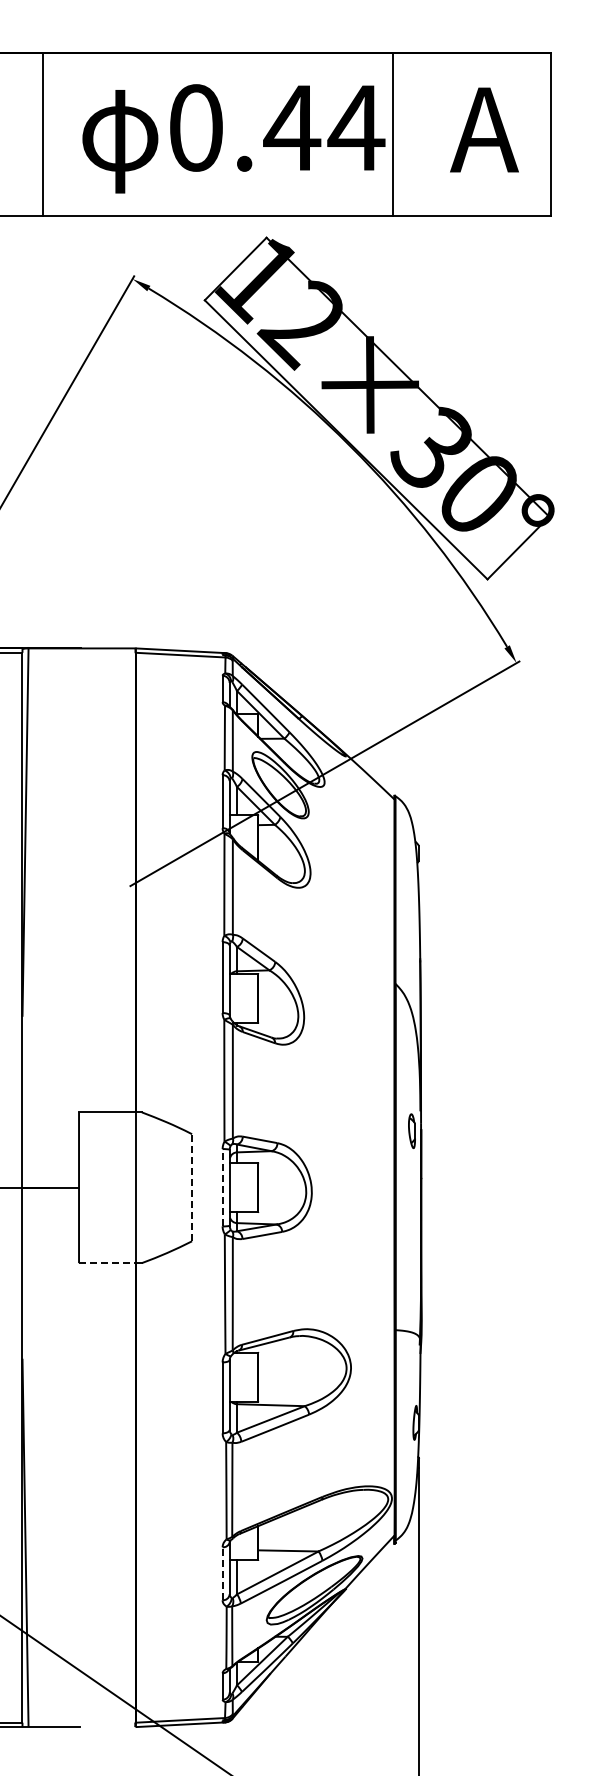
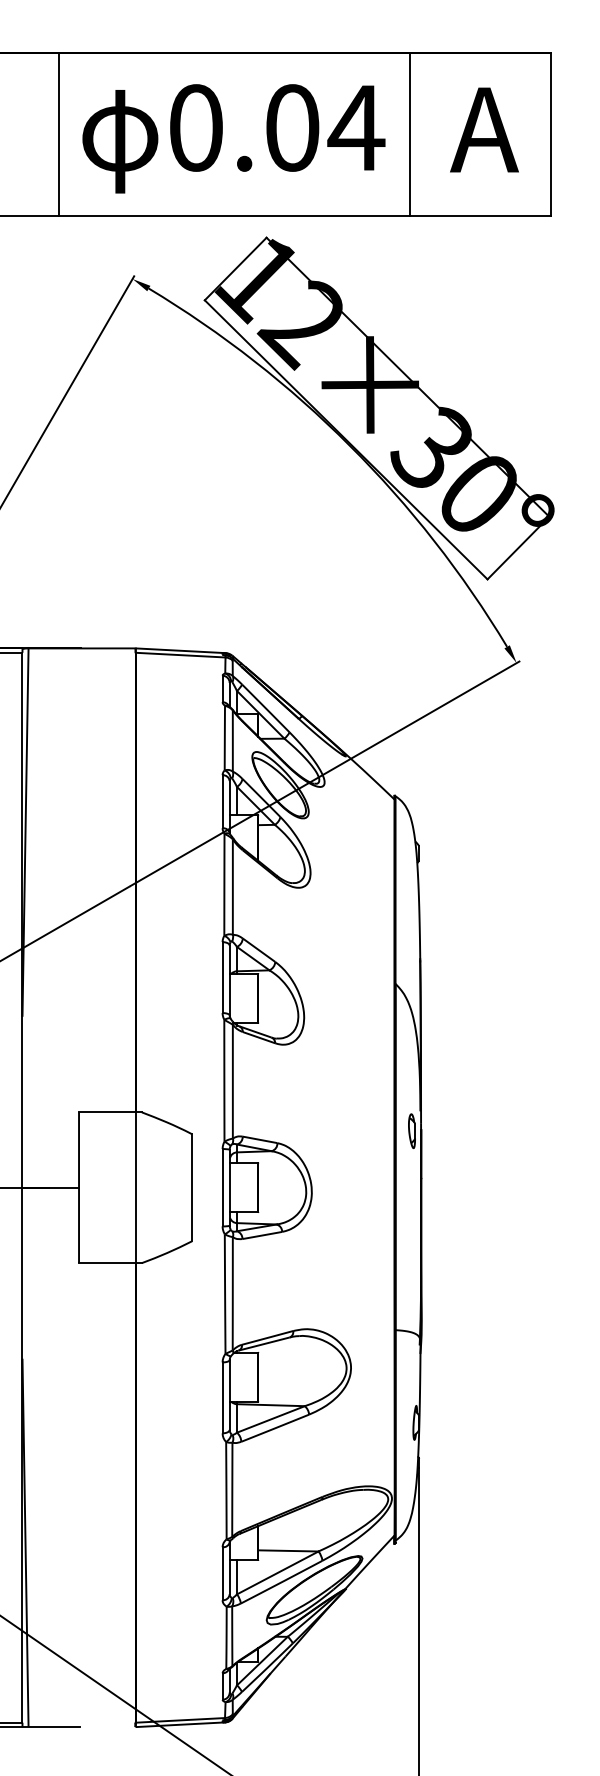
text: 0.44 -> 0.04 (292, 127)
line position: (42, 134) -> (58, 134) (58, 134)
line position: (392, 134) -> (409, 134) (409, 134)
line: none -> present (65, 922)
line: dashed -> solid (192, 1187)
line: dashed -> solid (222, 1187)
line: dashed -> solid (107, 1263)
line: dashed -> solid (222, 1573)
